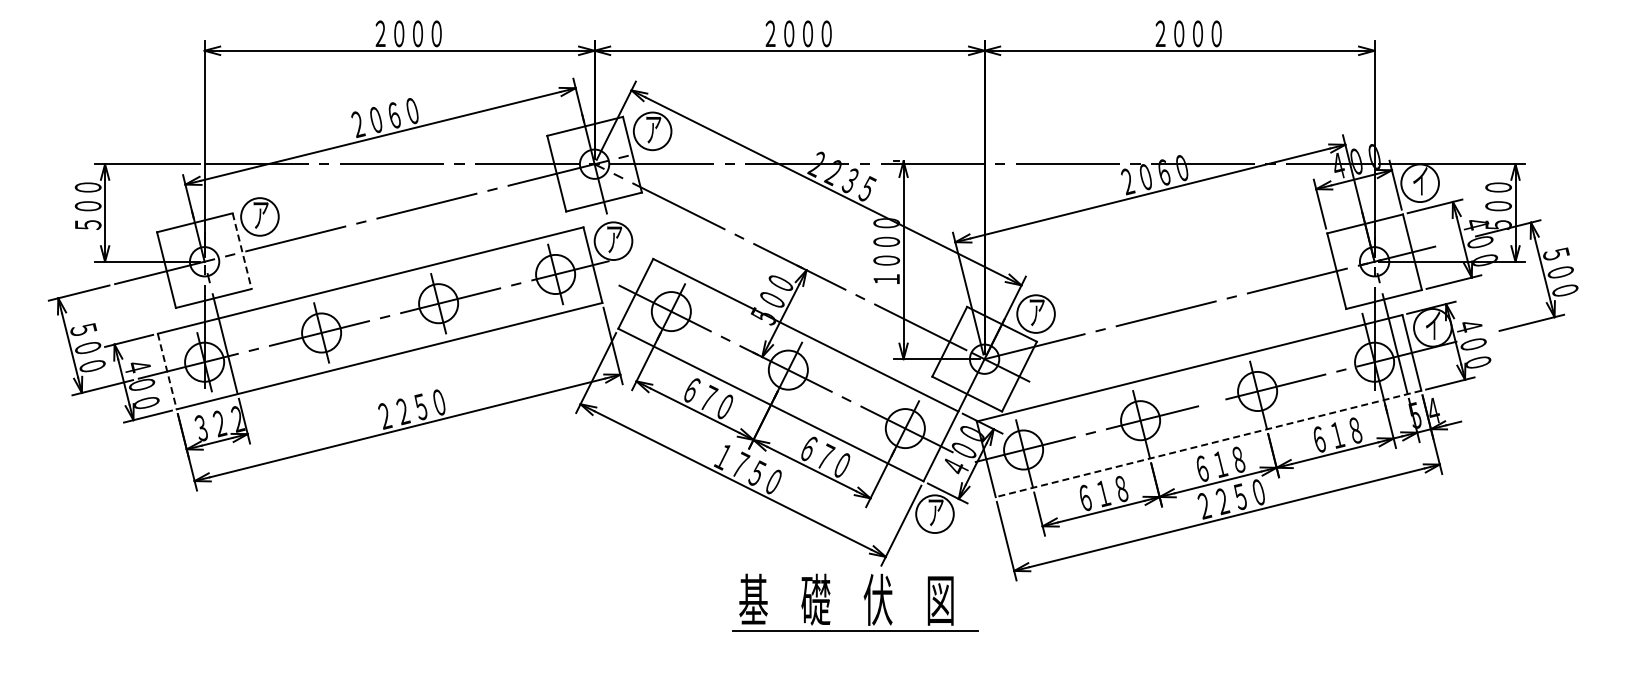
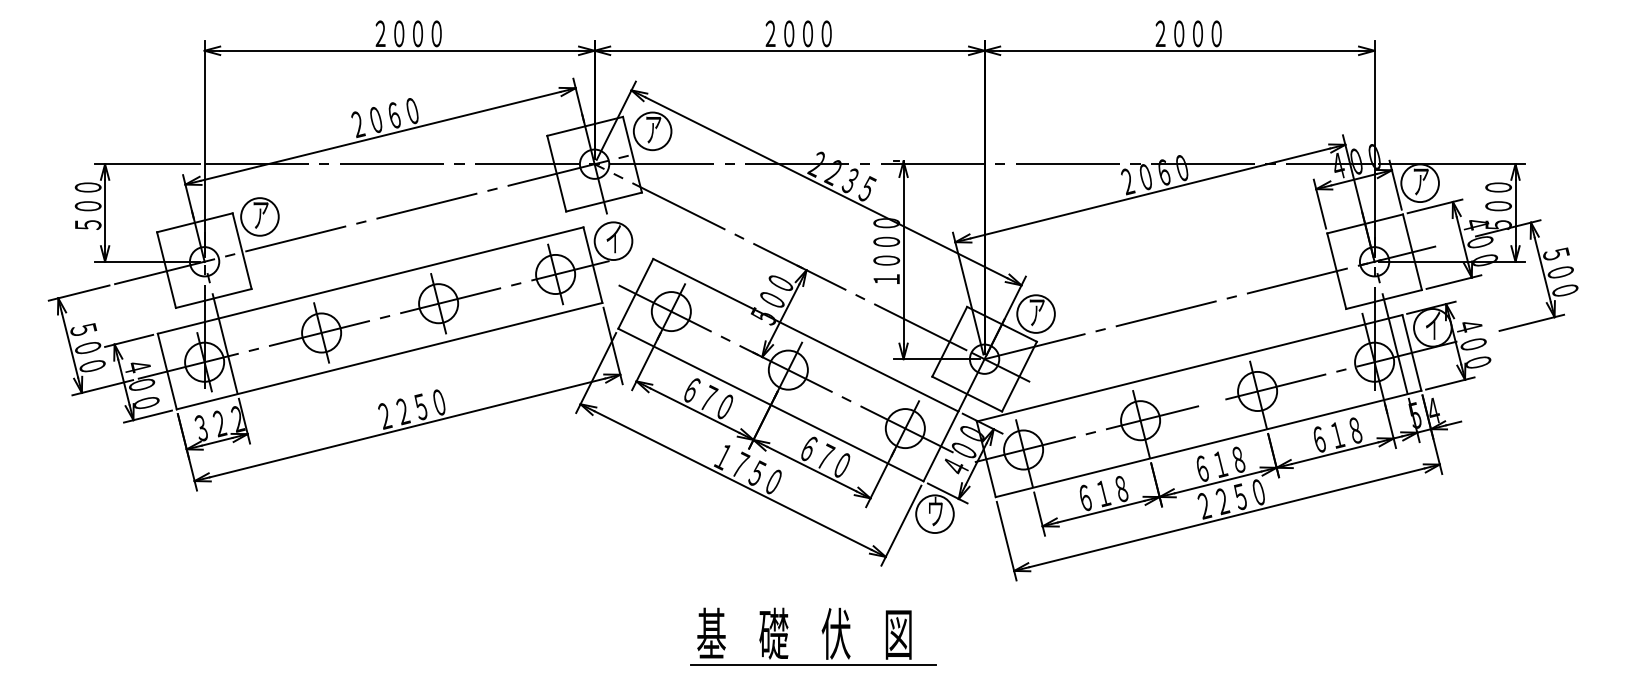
text: イ -> ア (1420, 181)
text: ア -> イ (614, 238)
line: dashed -> solid (242, 251)
line: dashed -> solid (167, 371)
line: dashed -> solid (1208, 444)
text: ア -> ウ (935, 511)
part position: (864, 600) -> (822, 634) (822, 634)
